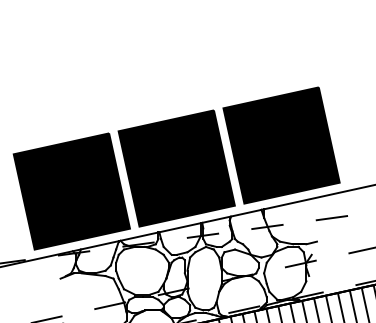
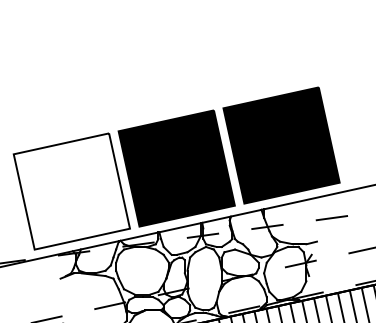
fill: present -> none (71, 191)
